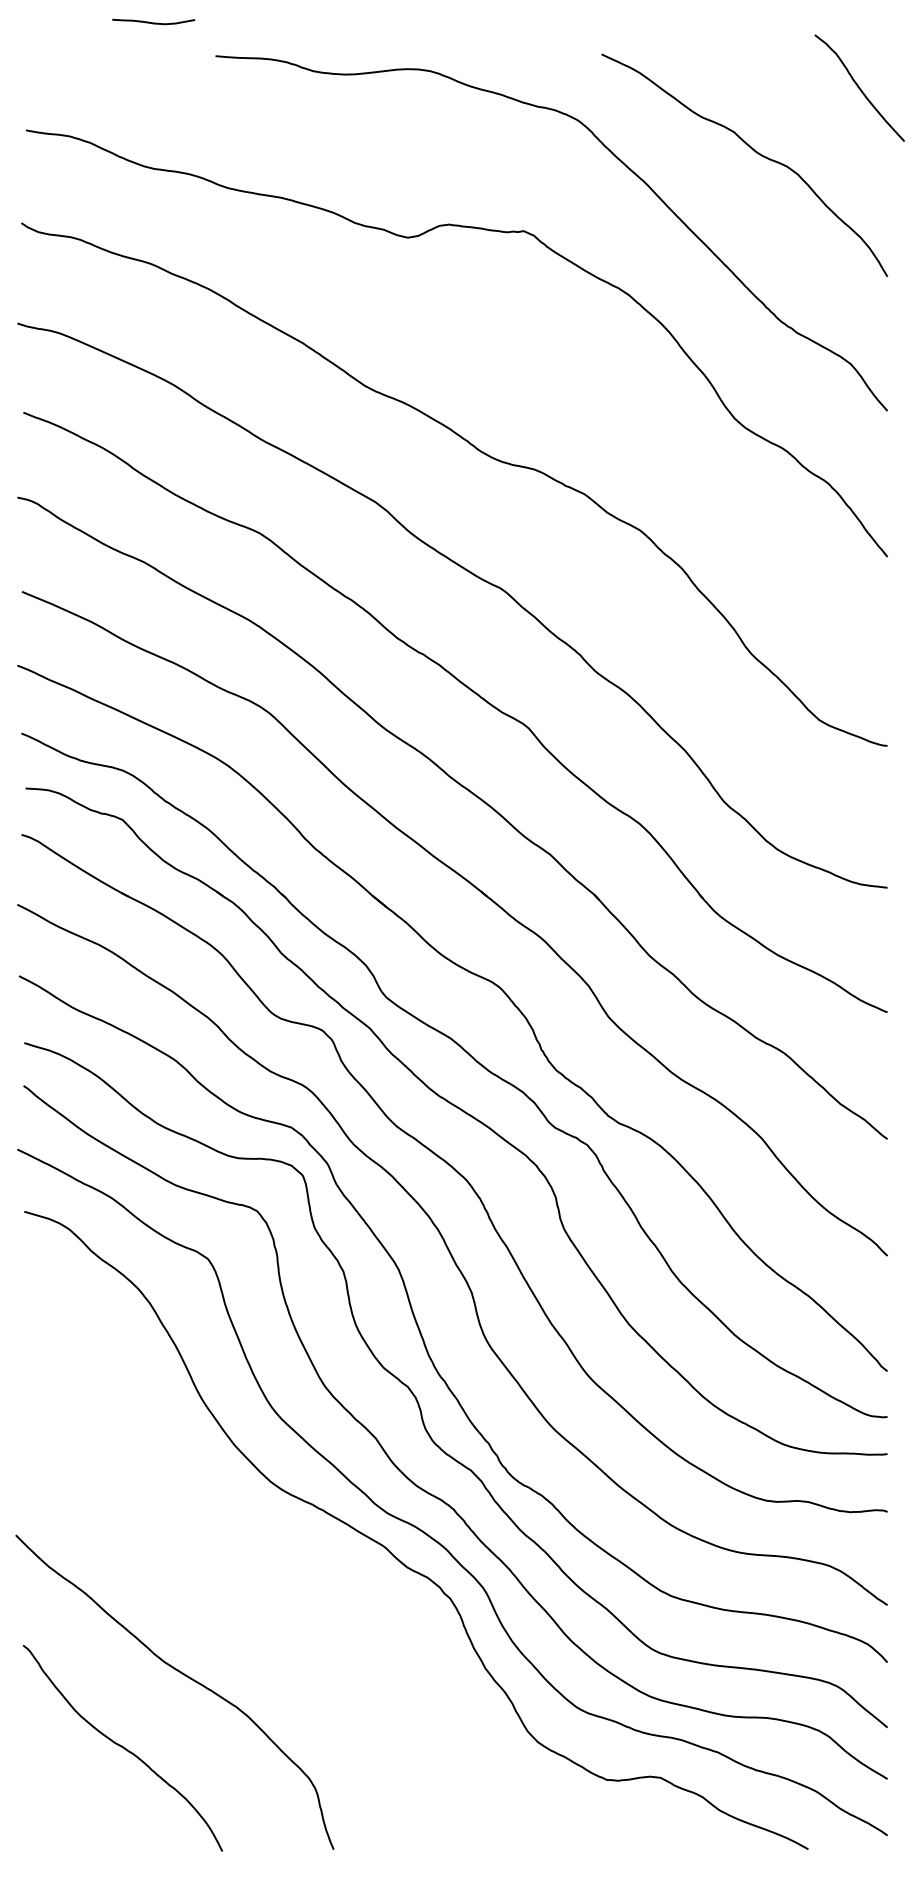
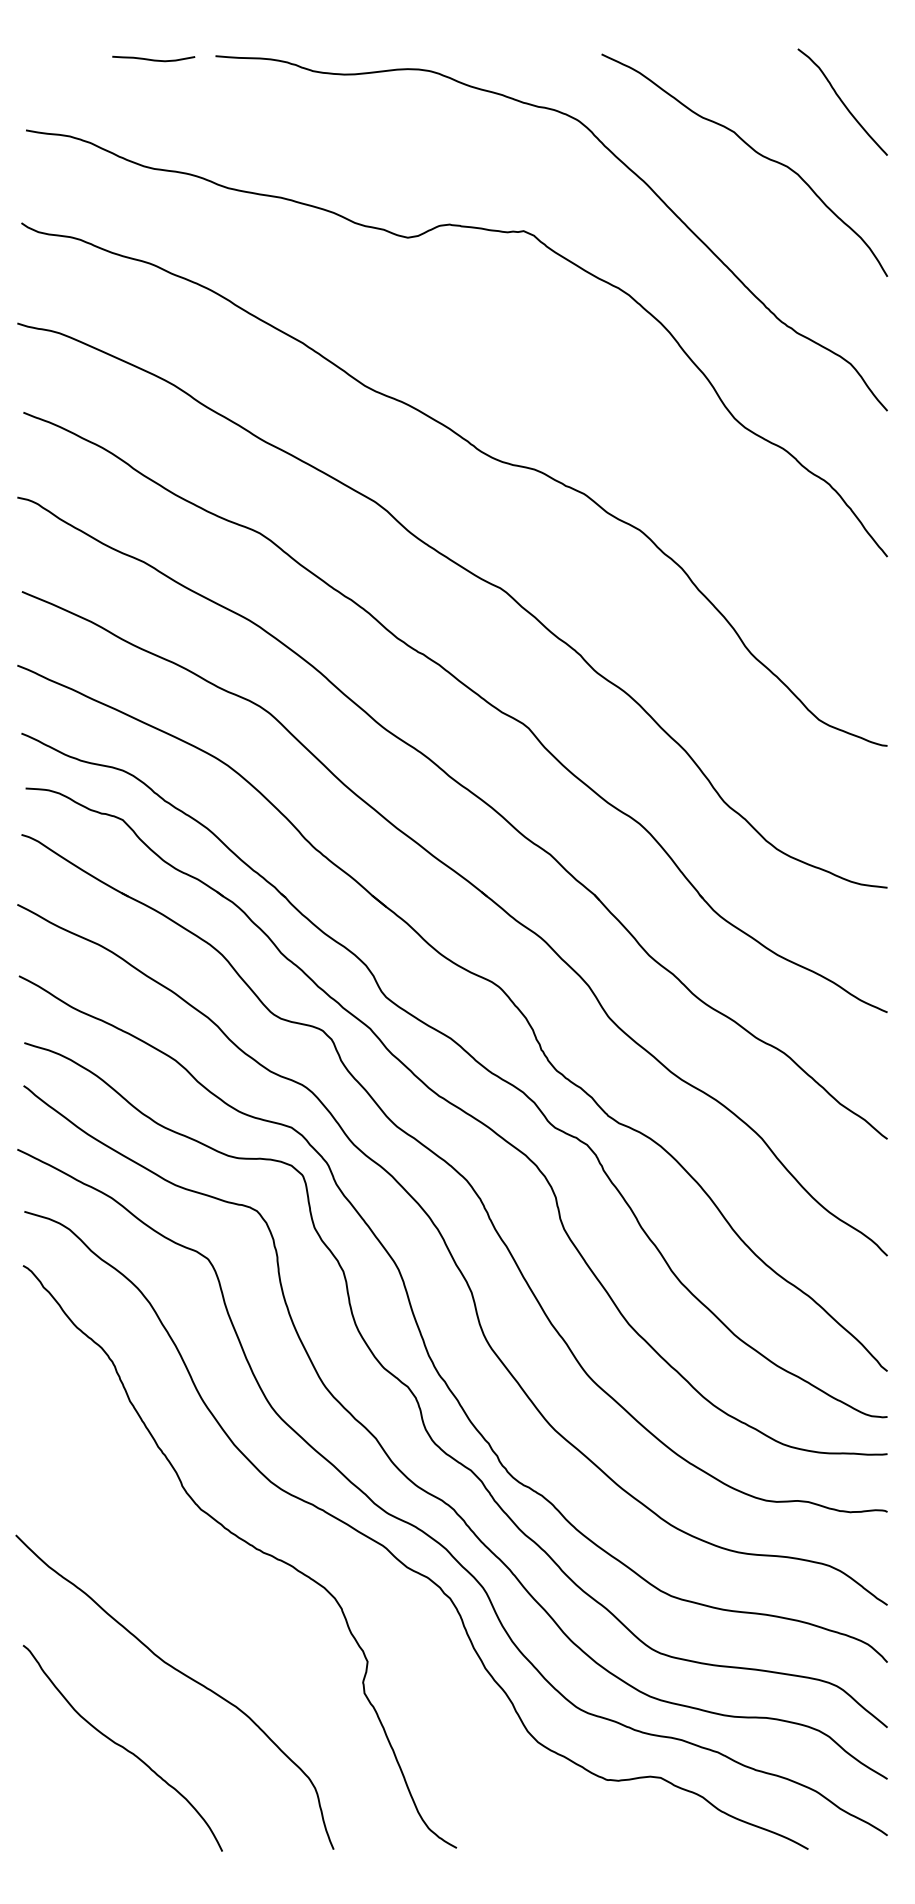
curve position: (153, 22) -> (153, 59) (153, 59)
curve position: (859, 87) -> (842, 101) (842, 101)
curve: none -> present (247, 1544)
